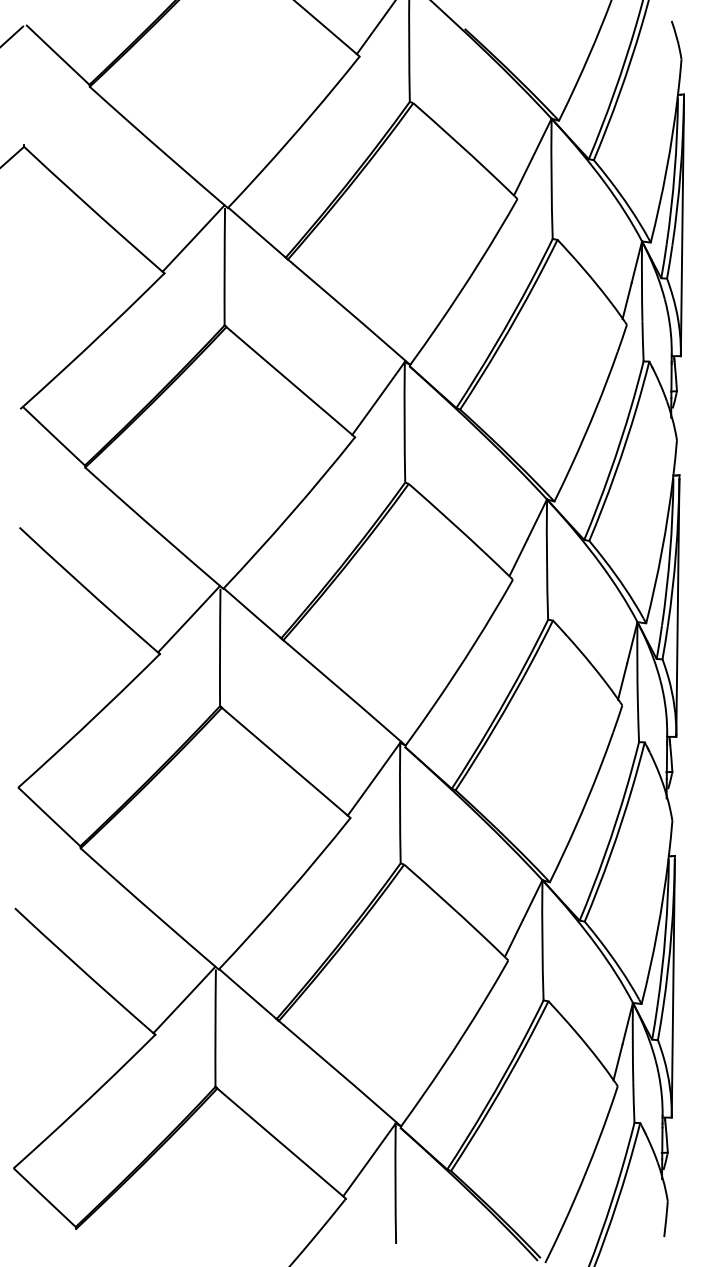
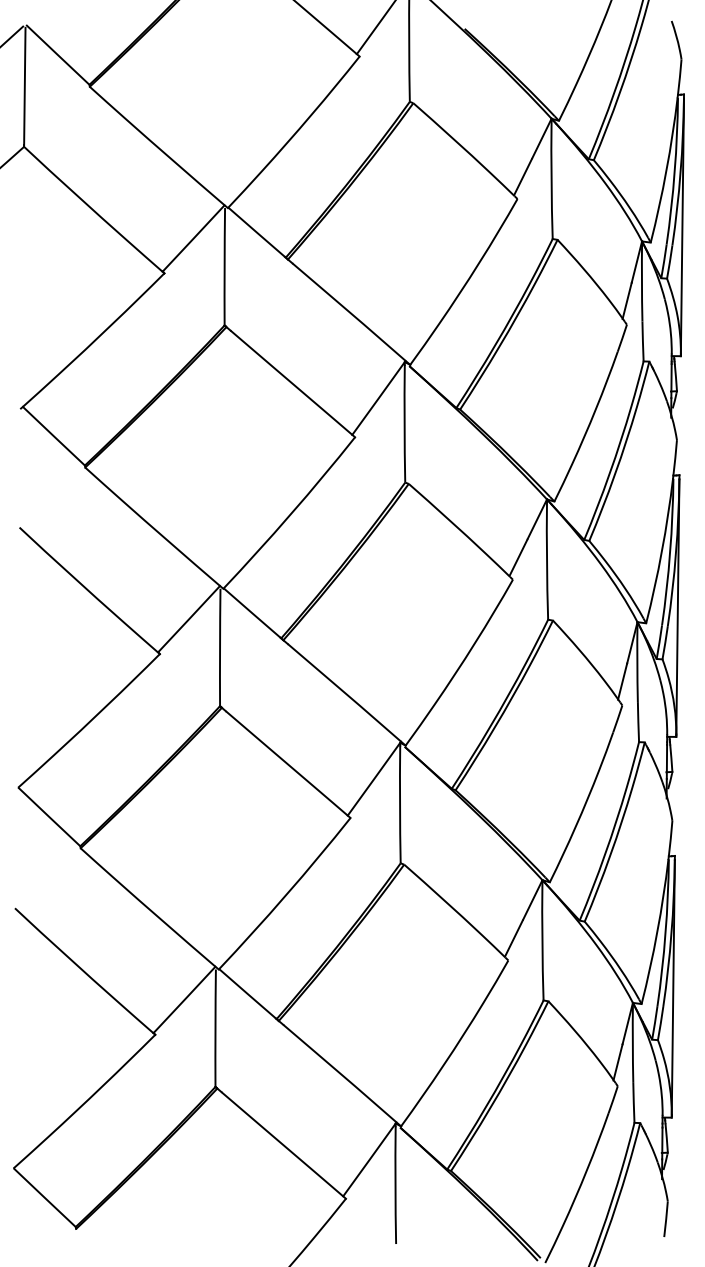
line: none -> present (24, 86)
